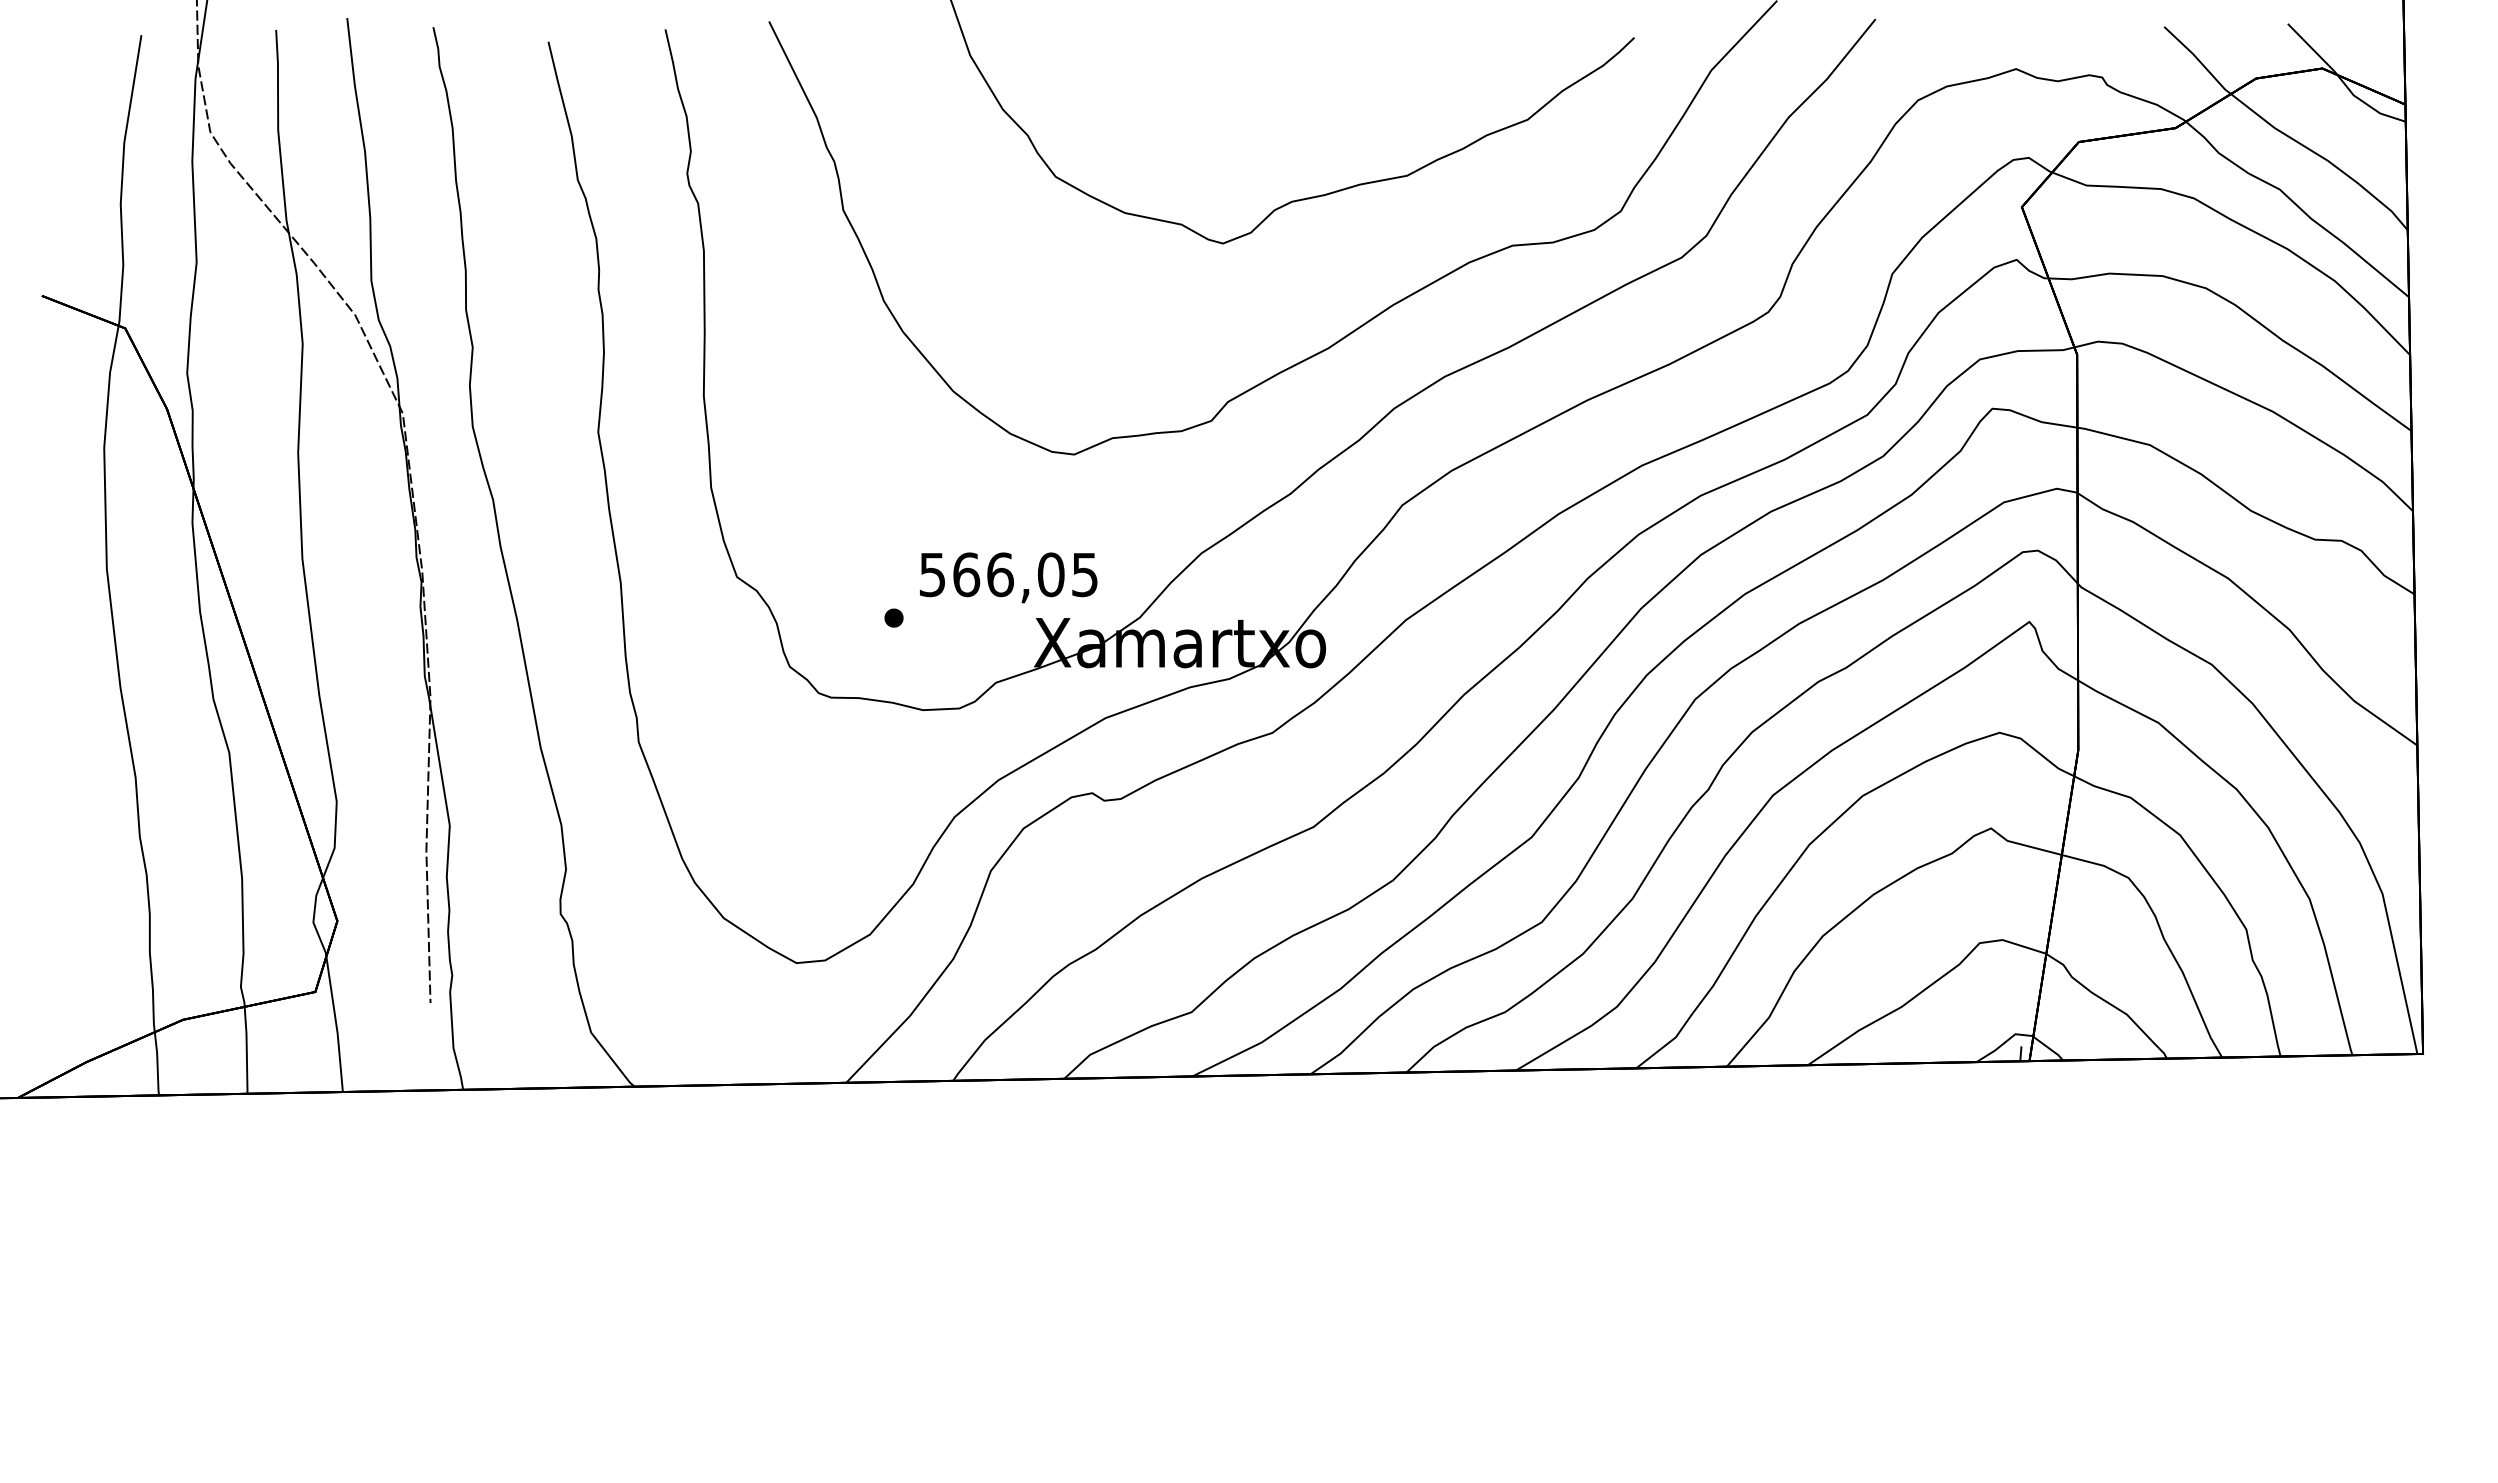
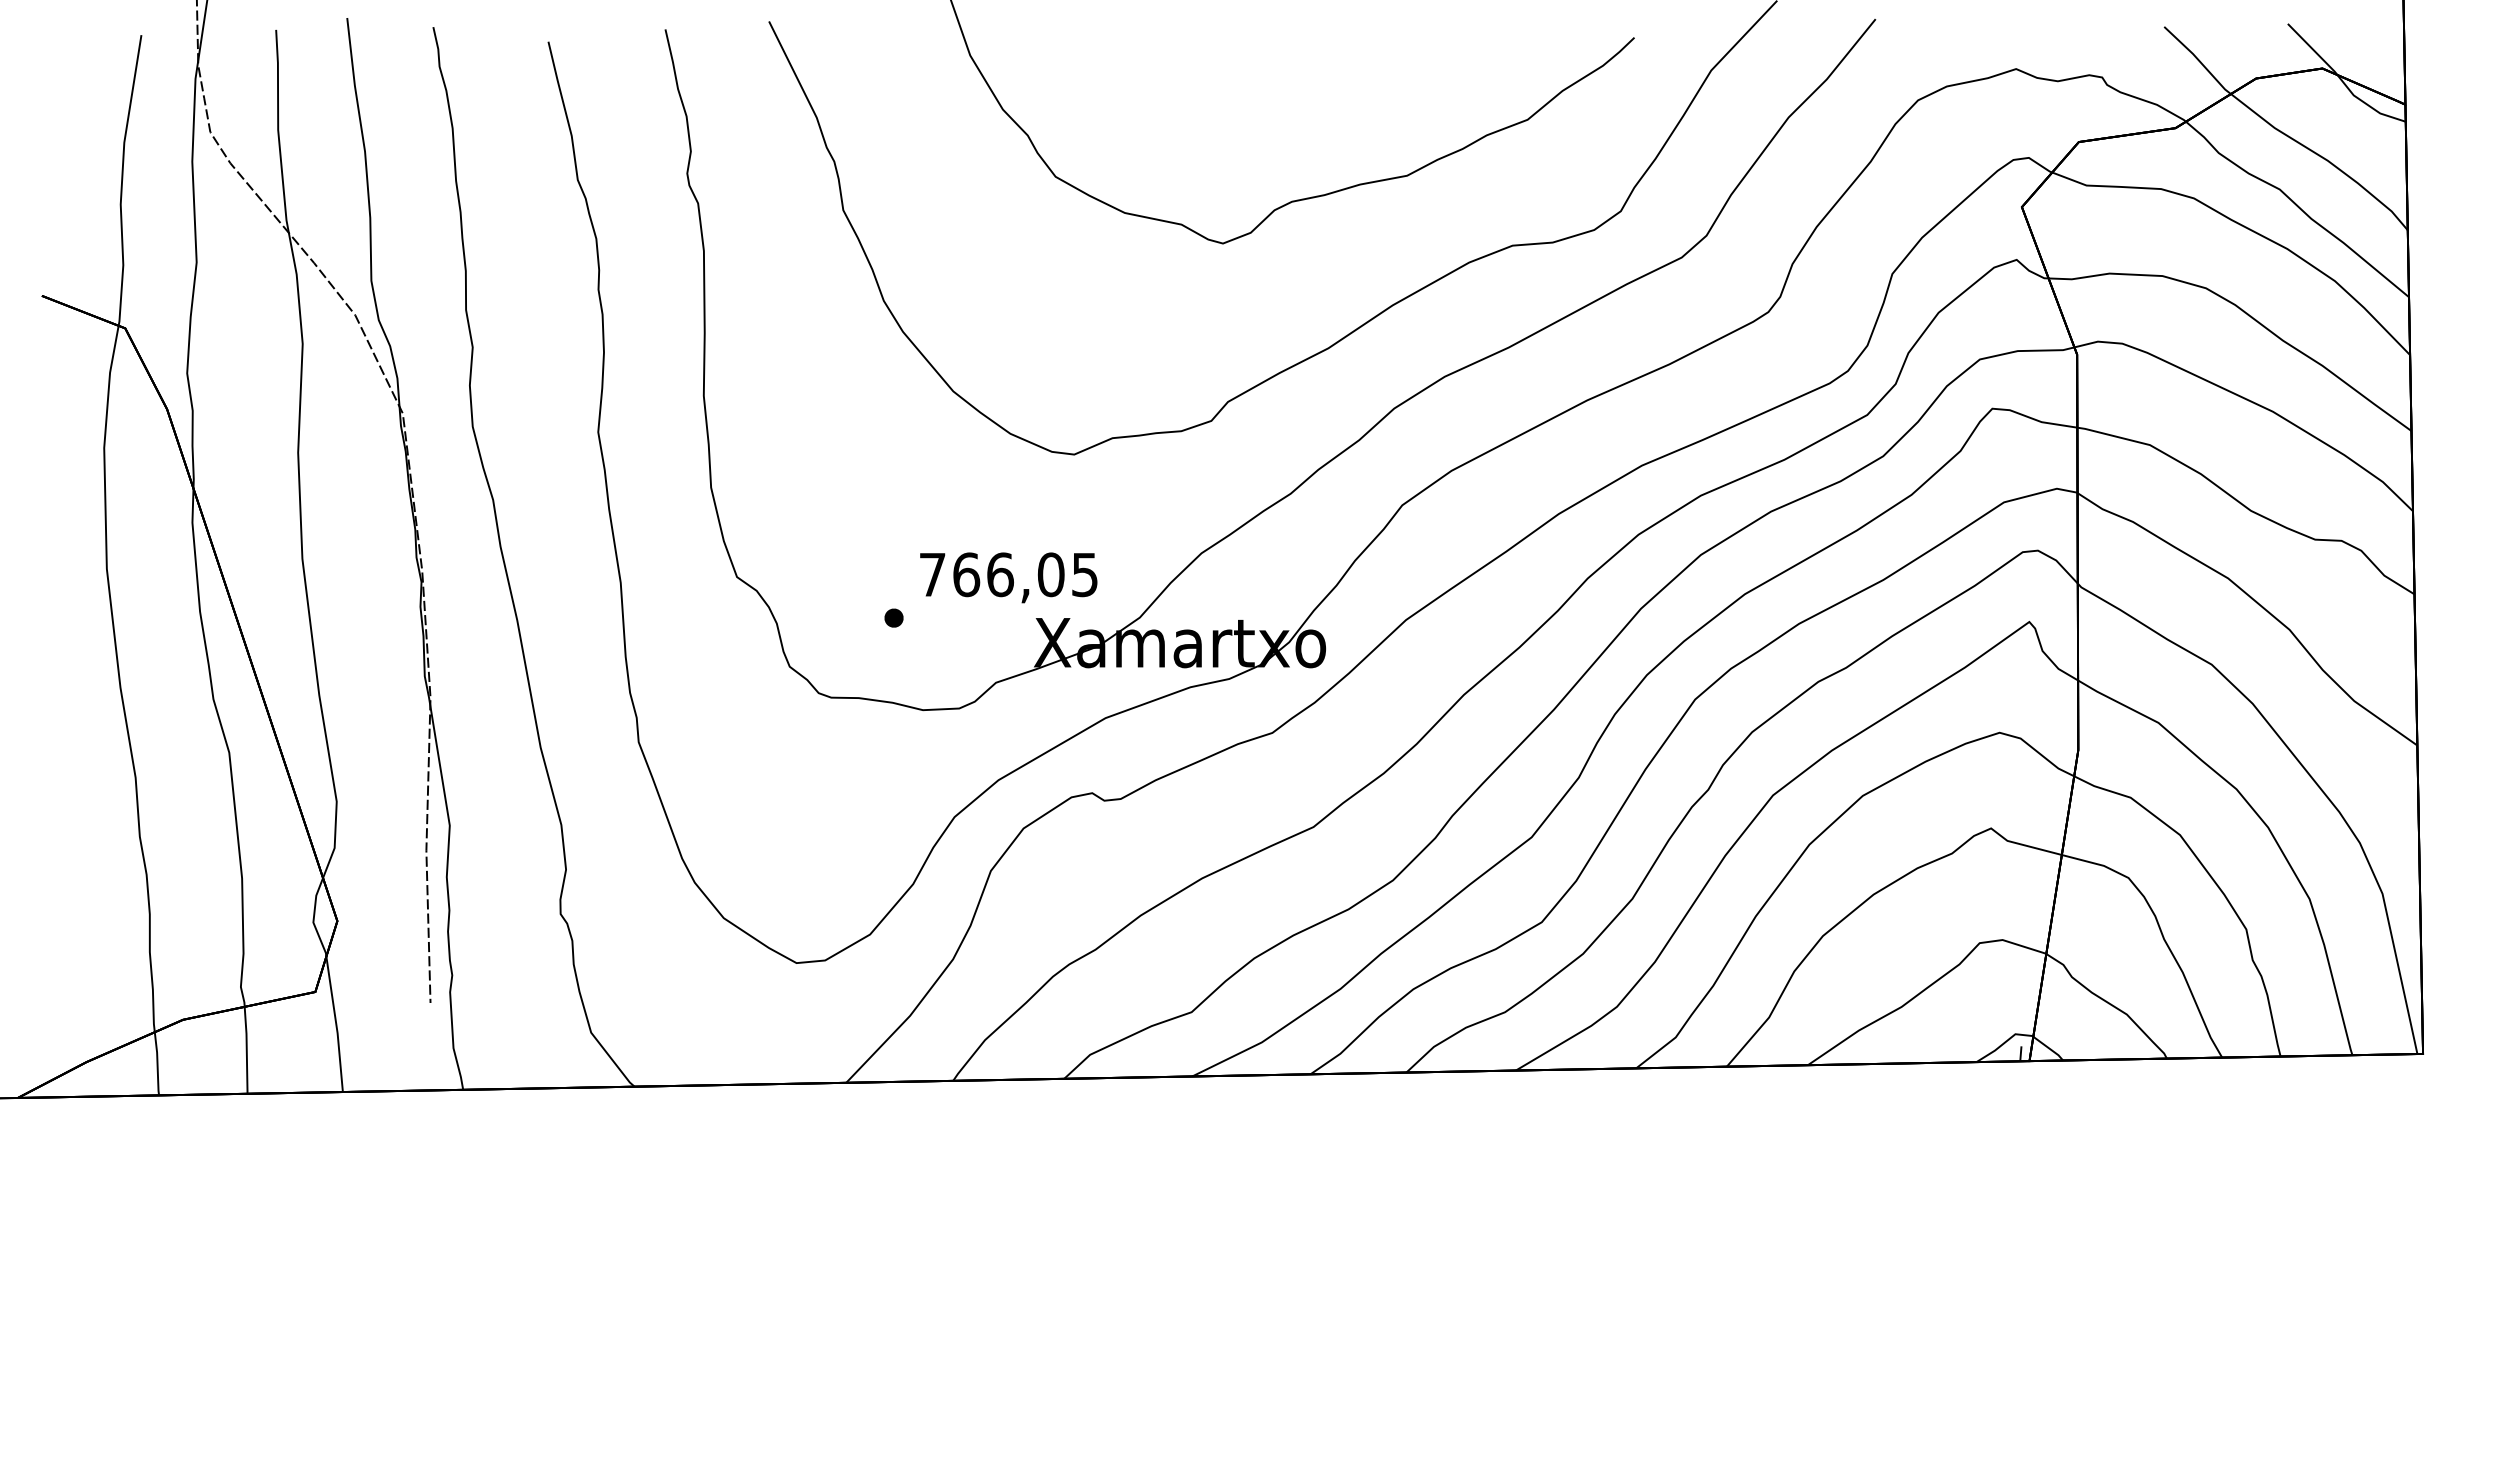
text: 566,05 -> 766,05 (932, 575)
